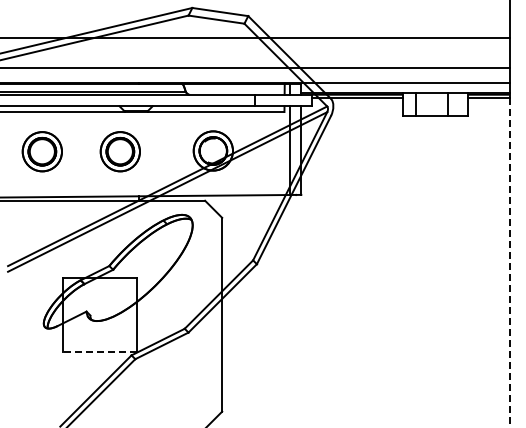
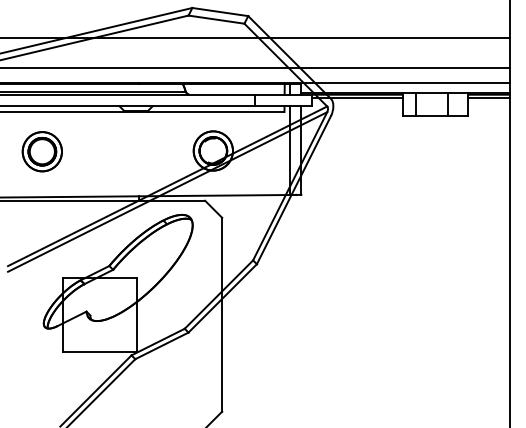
part: present -> none (119, 151)
line: dashed -> solid (509, 263)
line: dashed -> solid (99, 351)
